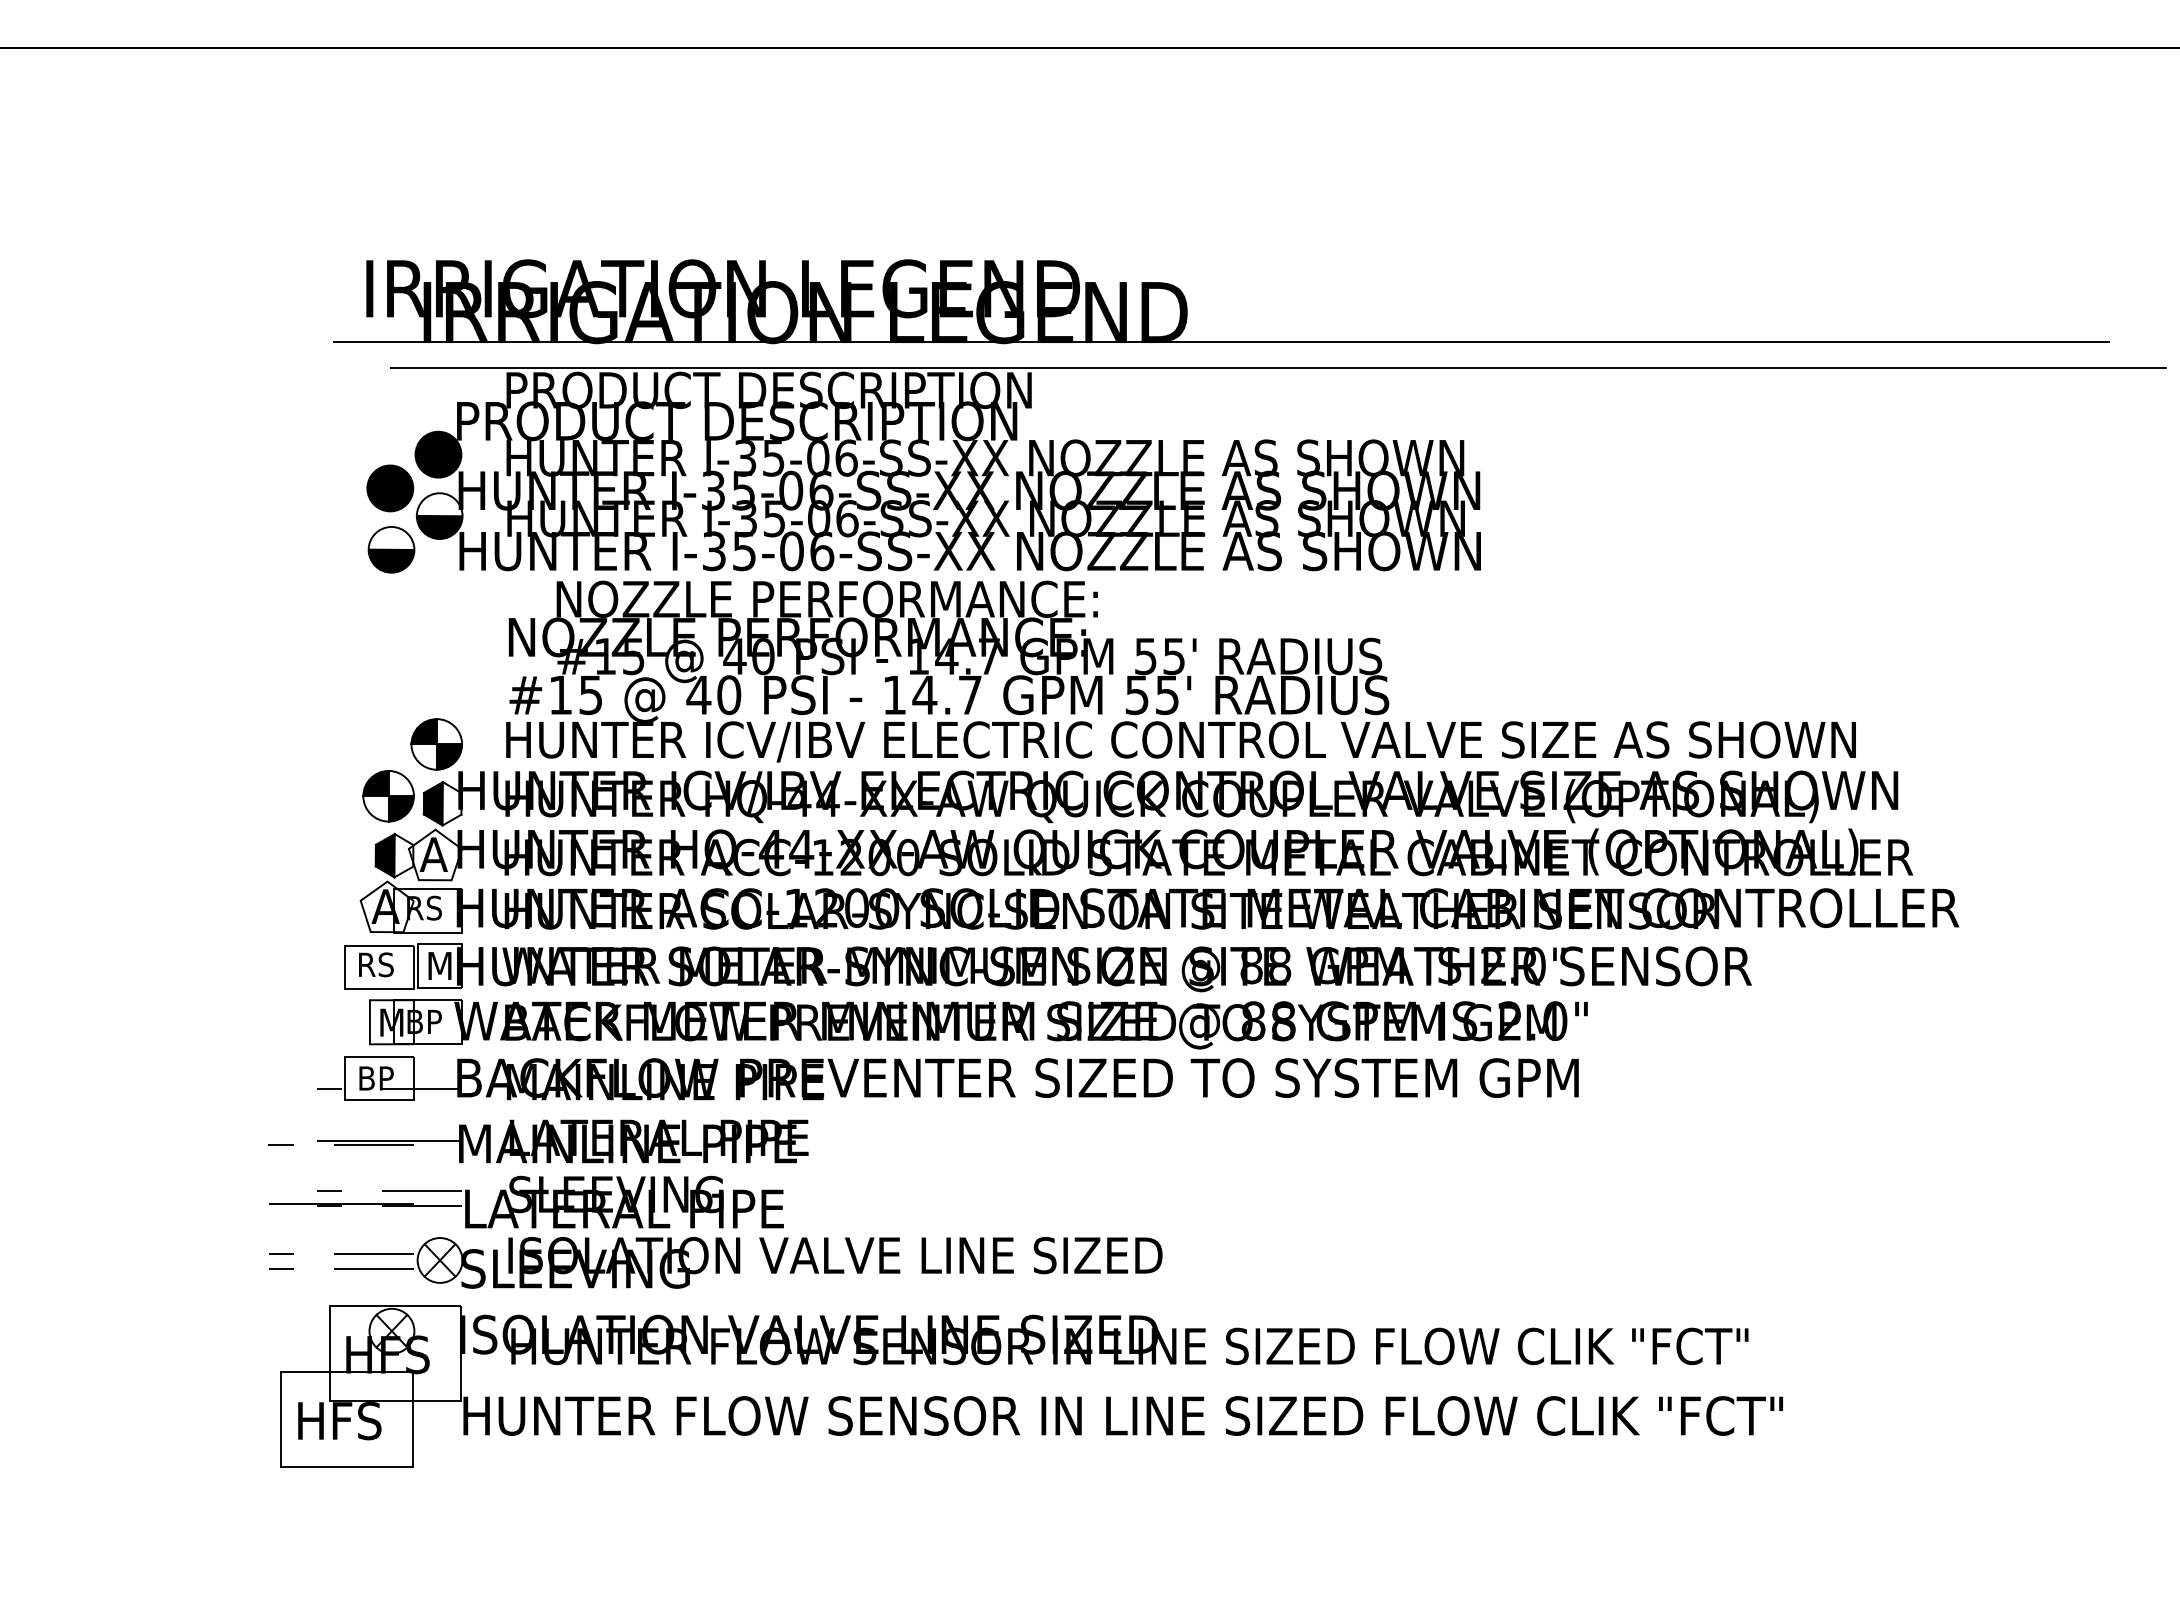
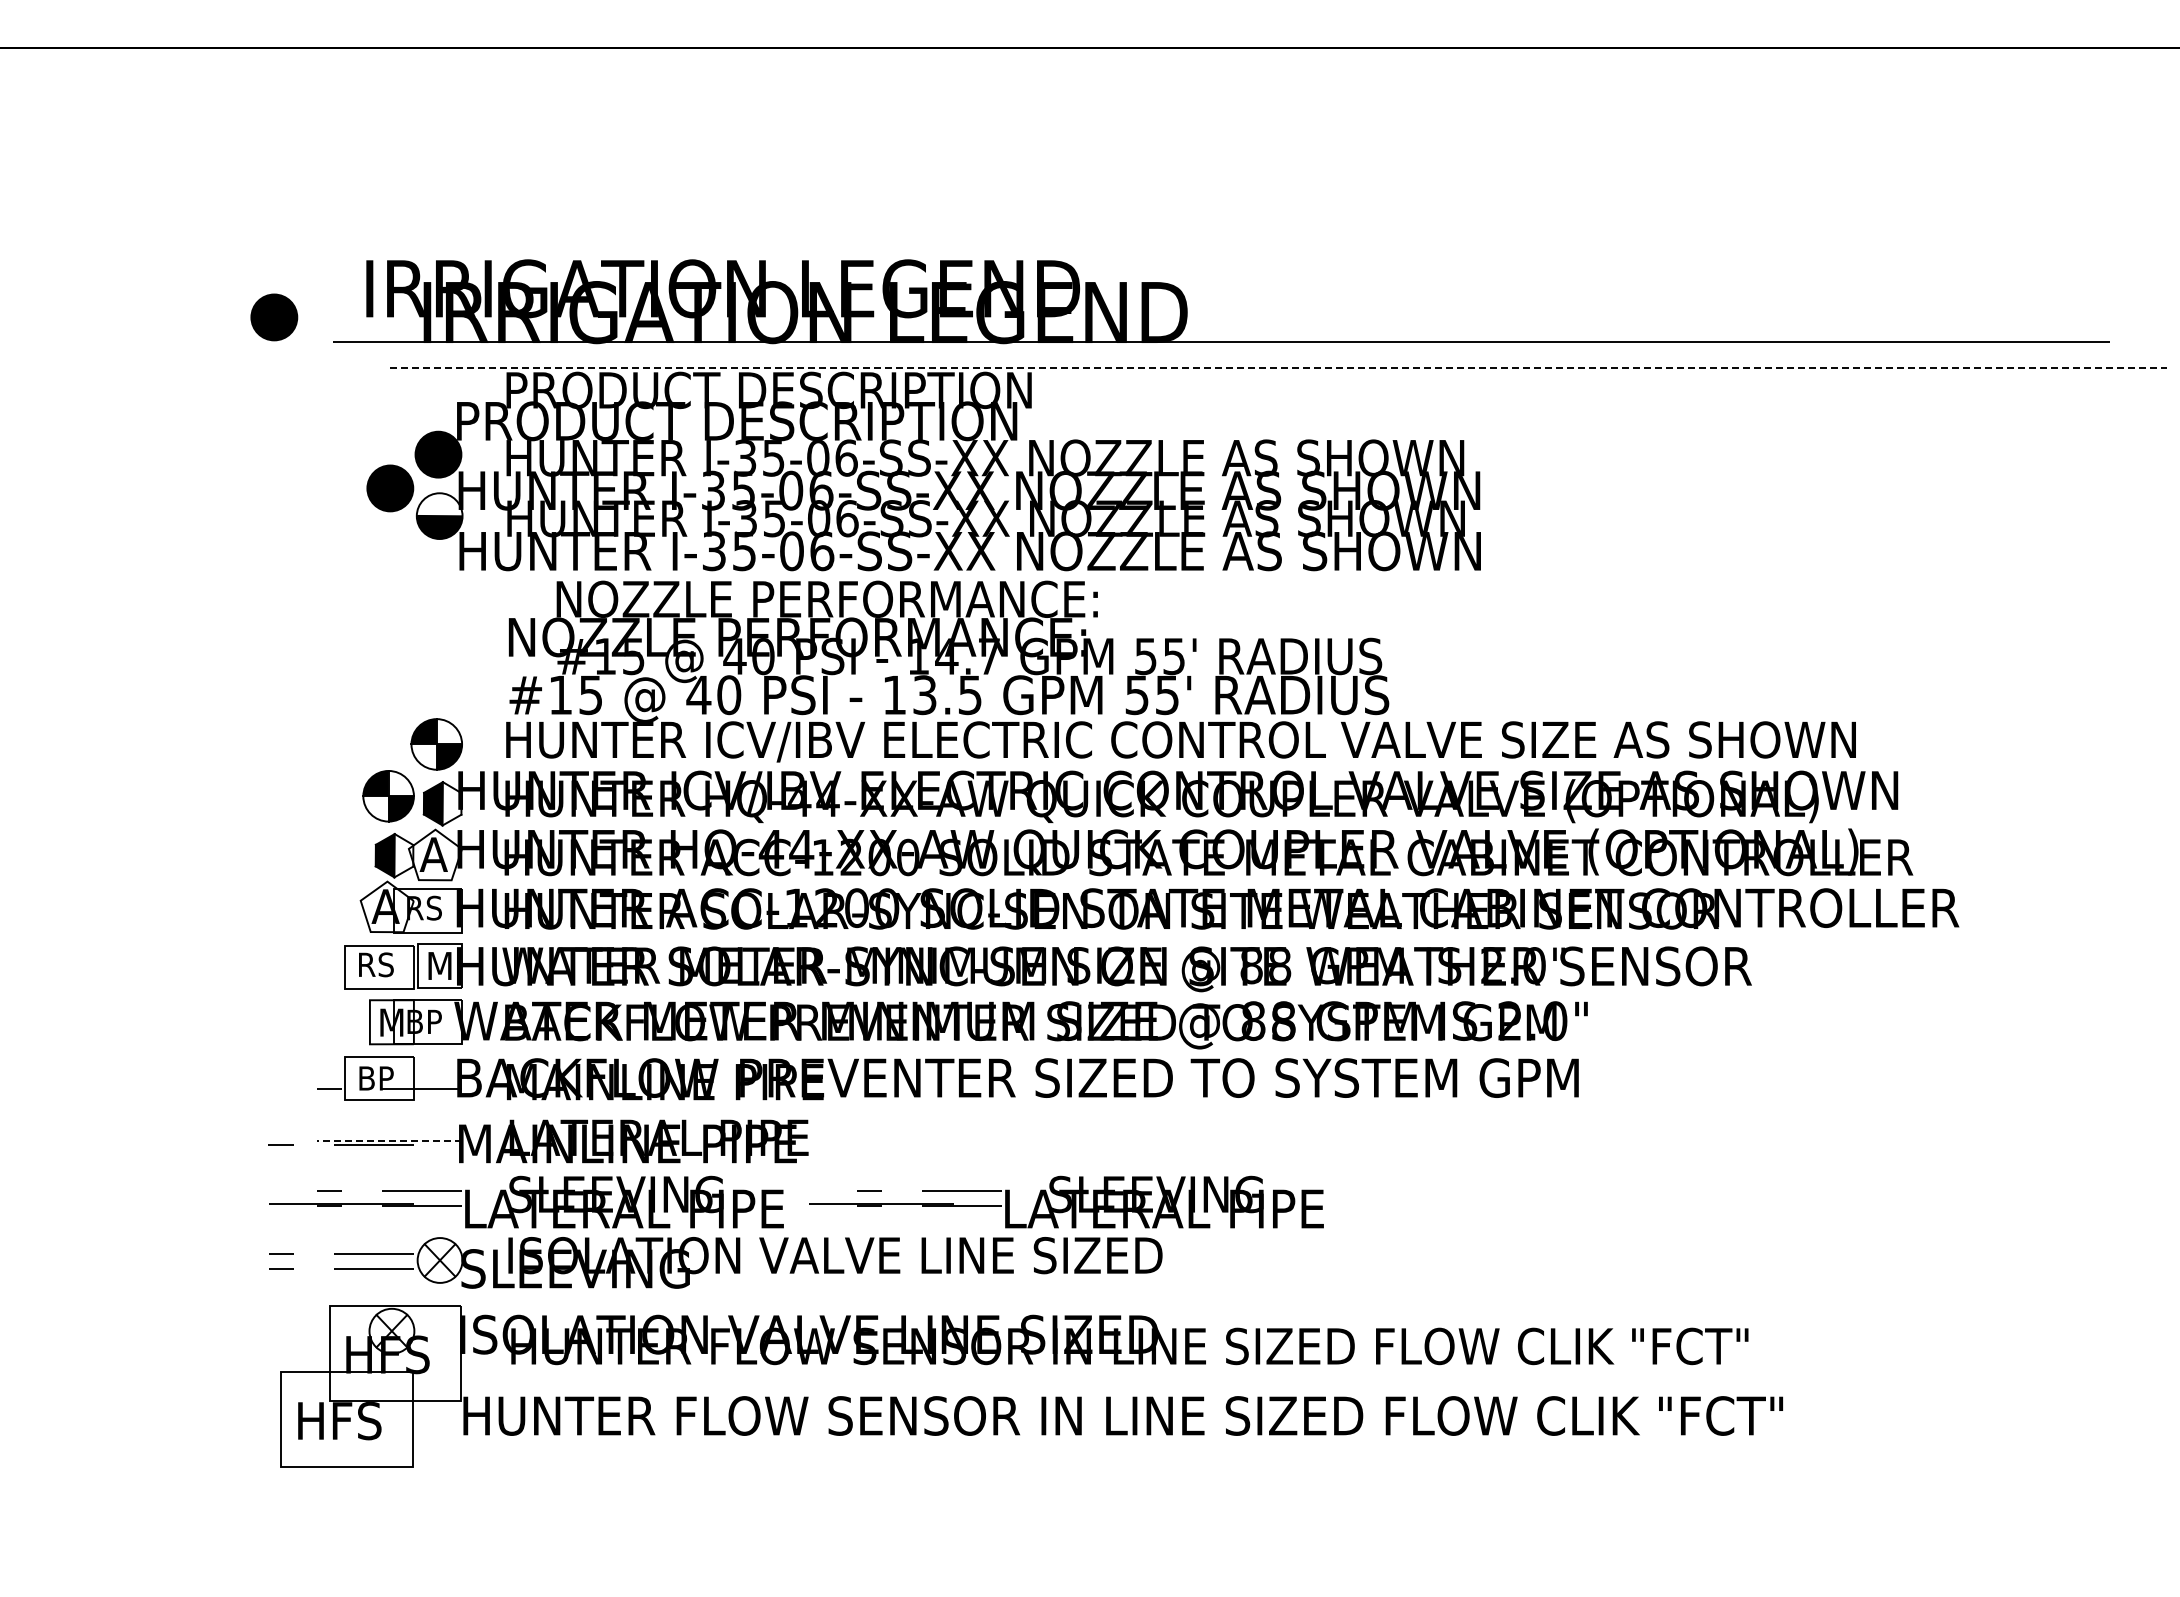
part: none -> present (274, 317)
line: solid -> dashed (1278, 367)
part: present -> none (391, 549)
text: 14.7 -> 13.5 (946, 695)
line: solid -> dashed (389, 1140)
part: none -> present (1066, 1201)
